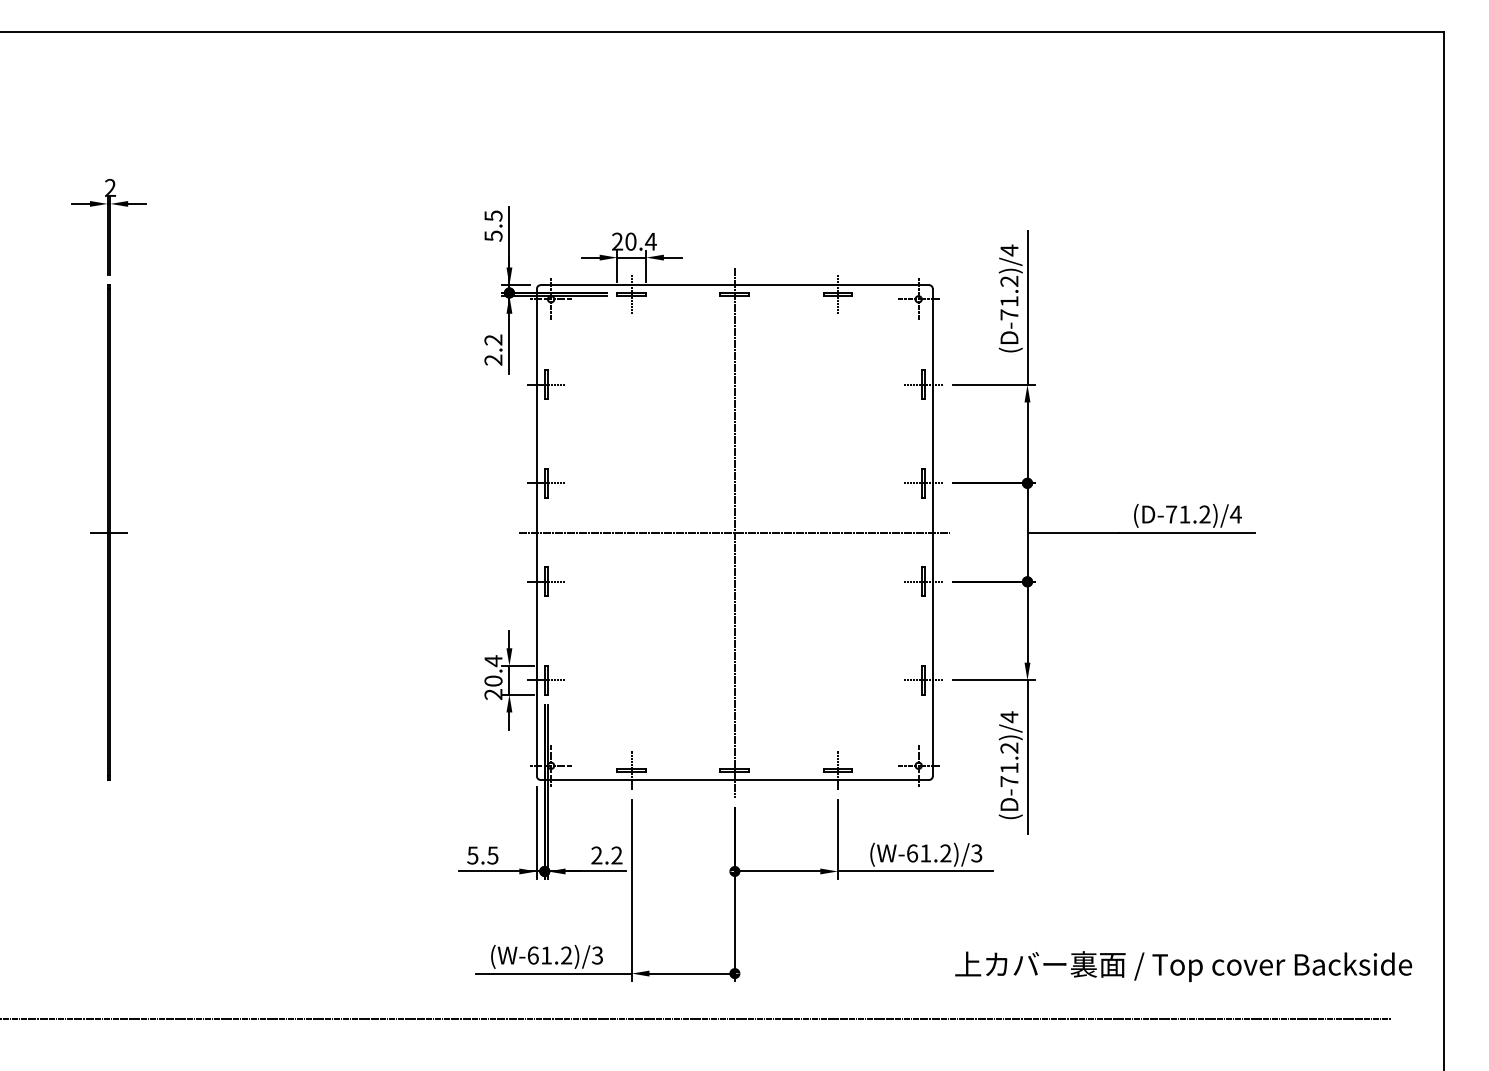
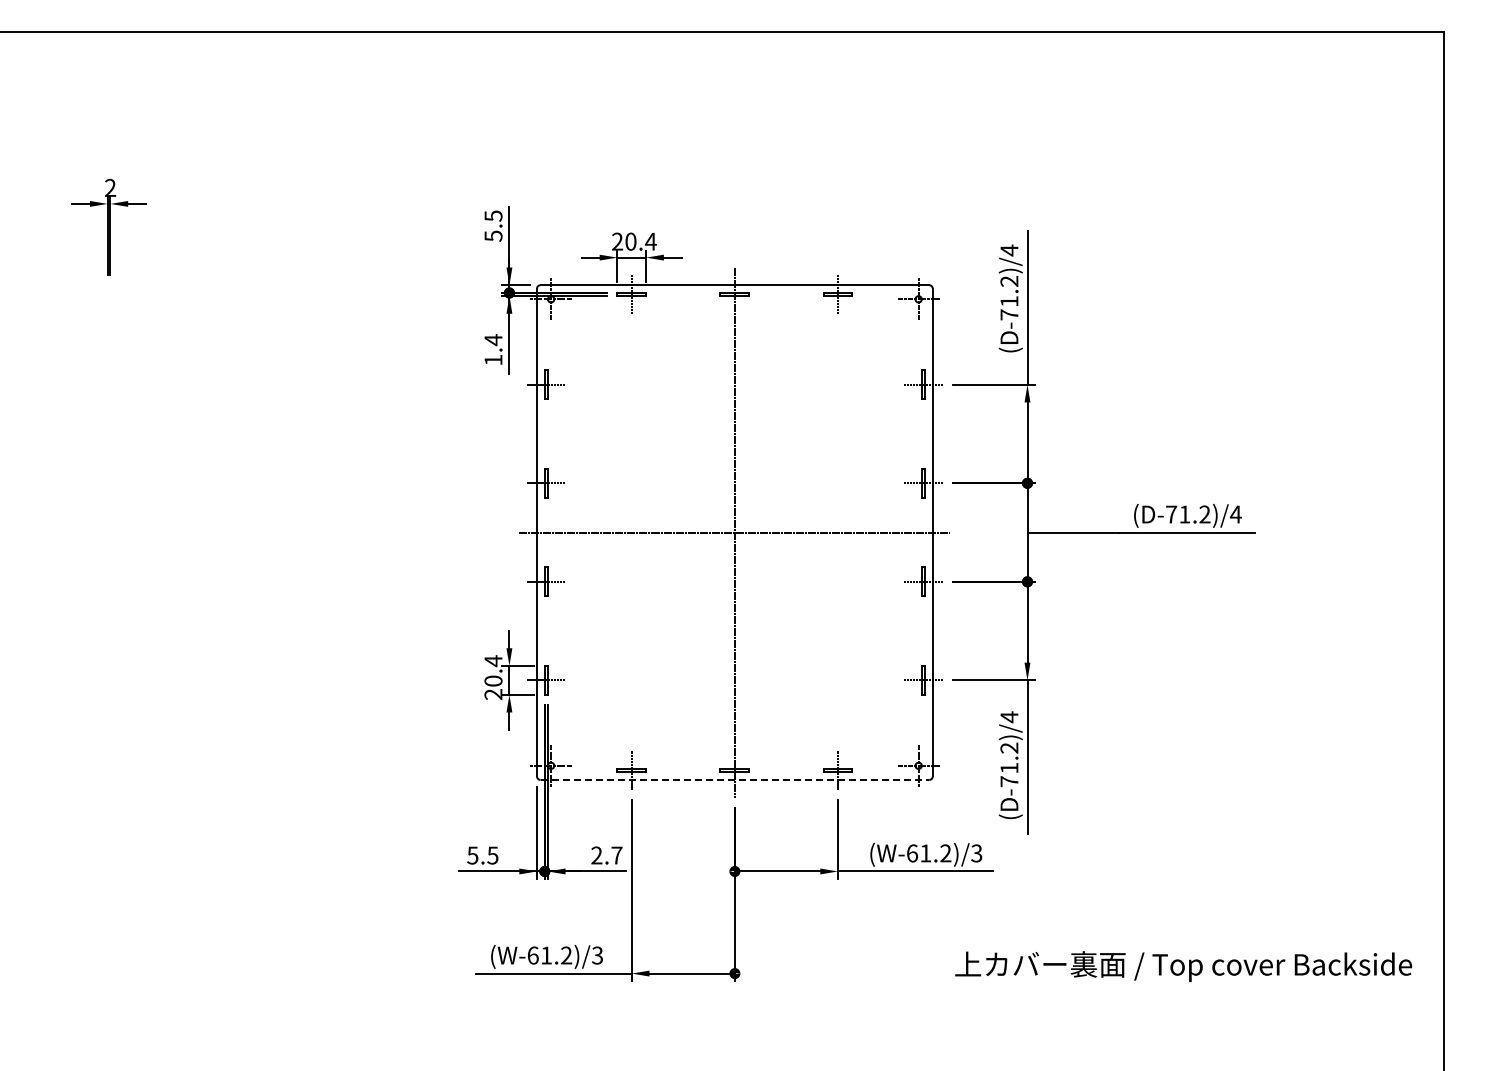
text: 2.2 -> 1.4 (493, 349)
part: present -> none (108, 532)
line: solid -> dashed (735, 779)
text: 2.2 -> 2.7 (616, 855)
line: present -> none (696, 1019)
